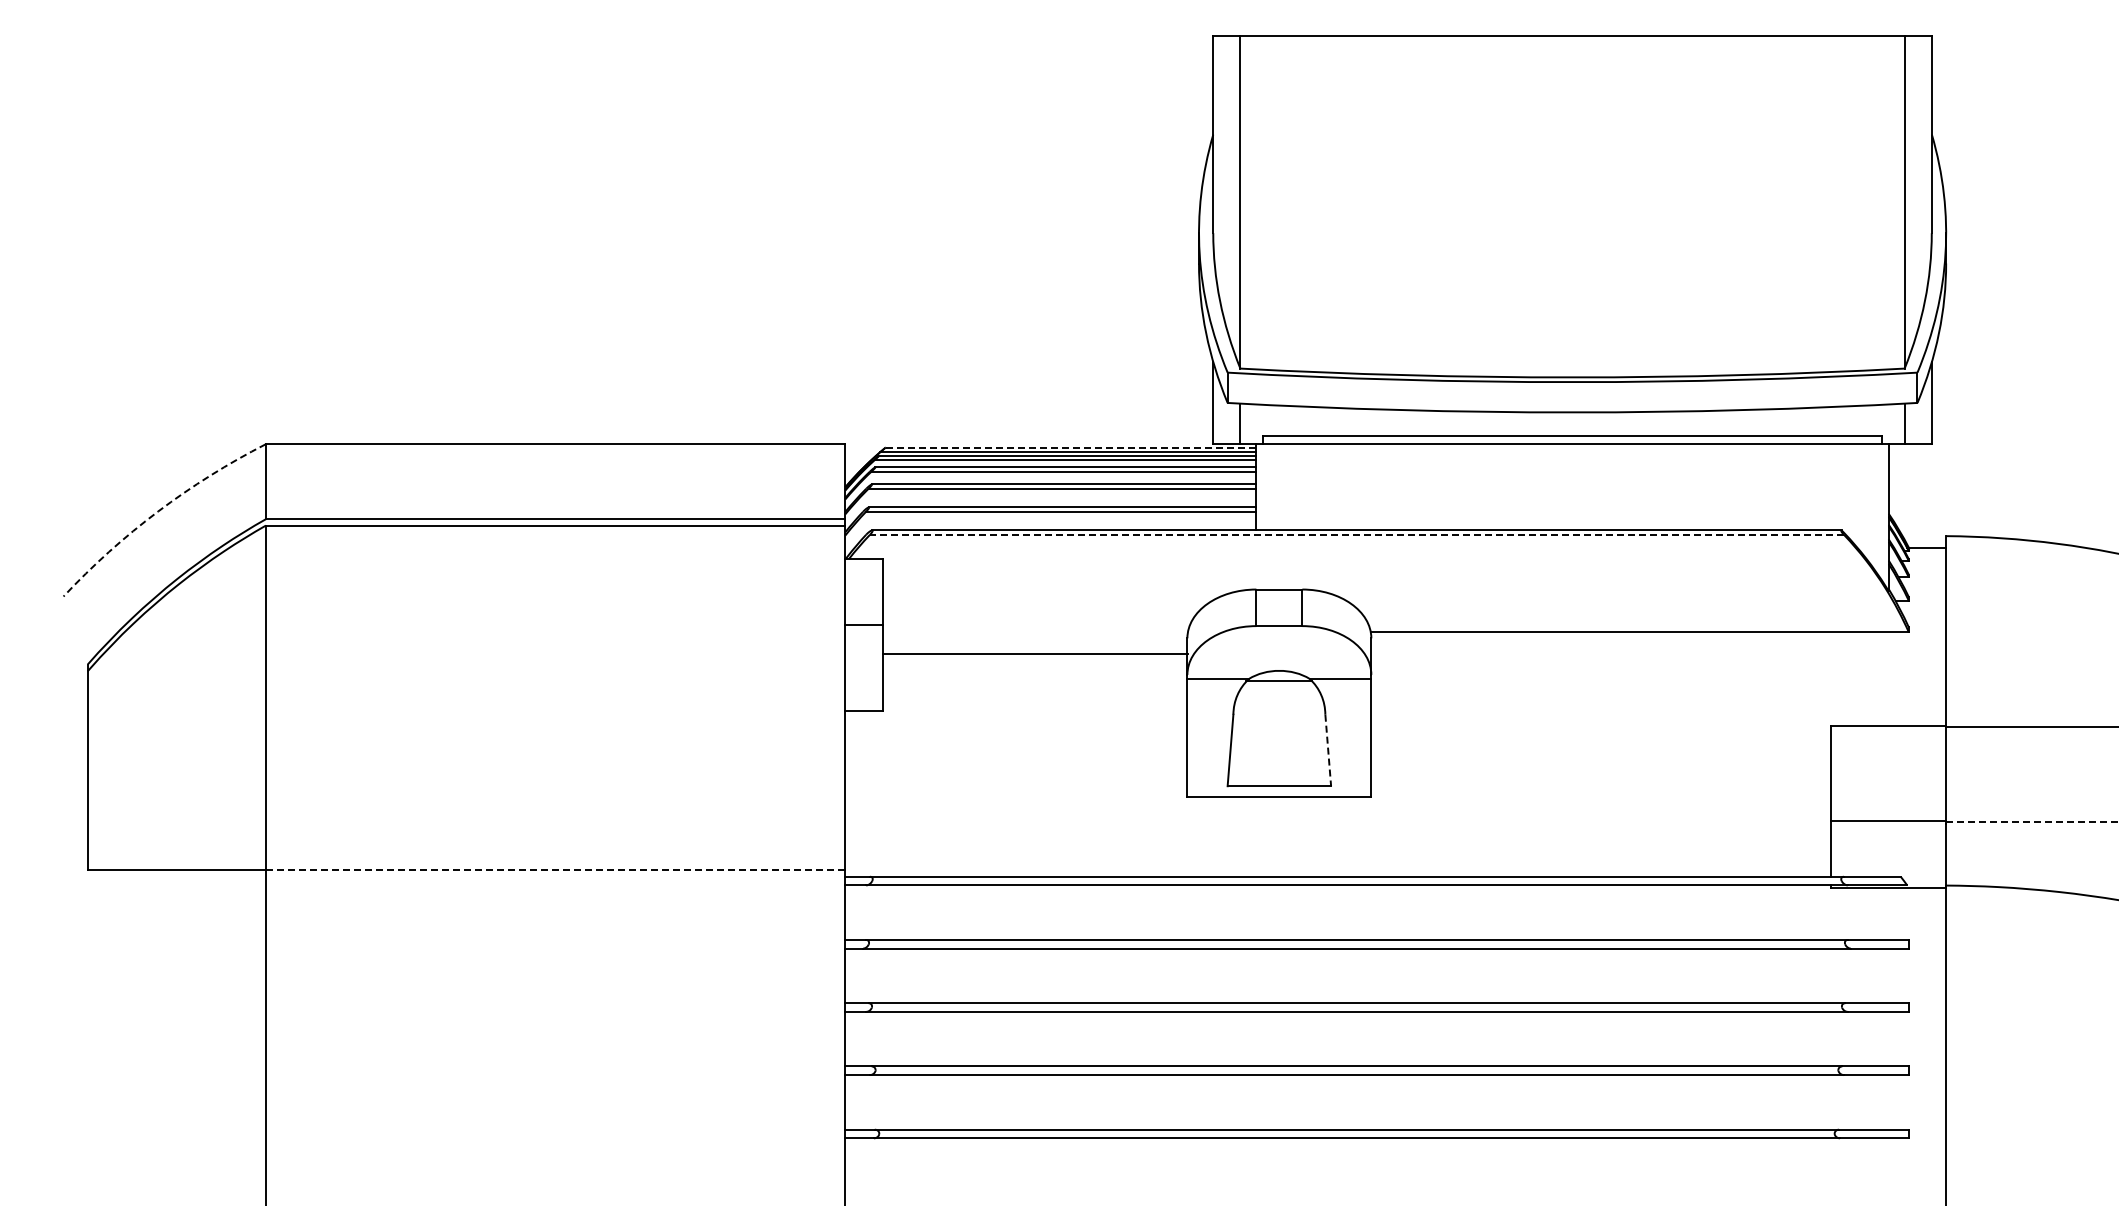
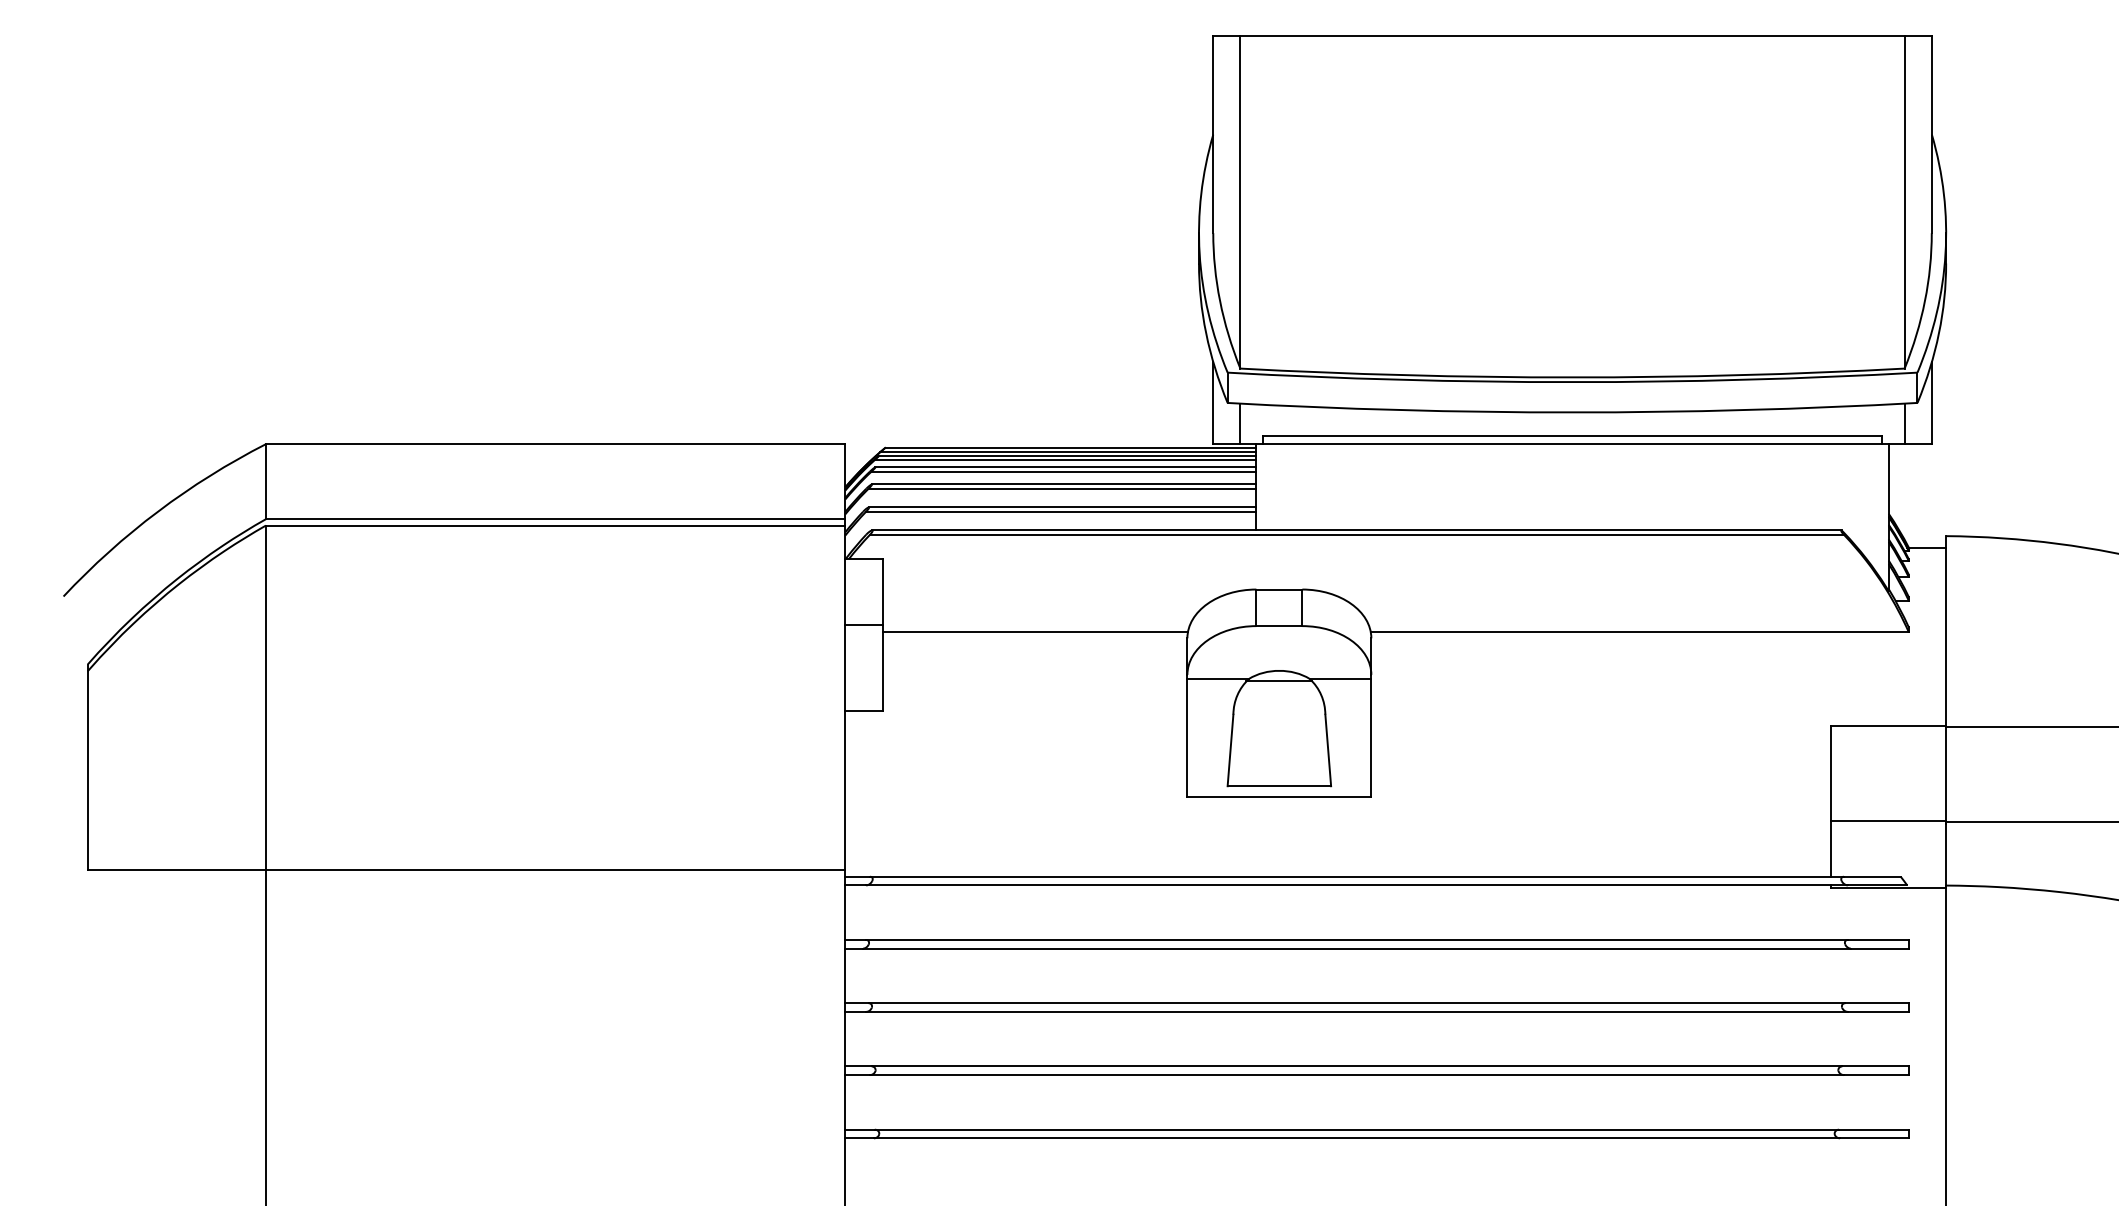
line: dashed -> solid (1071, 447)
arc: dashed -> solid (158, 511)
line: dashed -> solid (1356, 534)
line position: (1034, 654) -> (1034, 632) (1034, 632)
line: dashed -> solid (1328, 750)
line: dashed -> solid (2032, 821)
line: dashed -> solid (555, 869)
